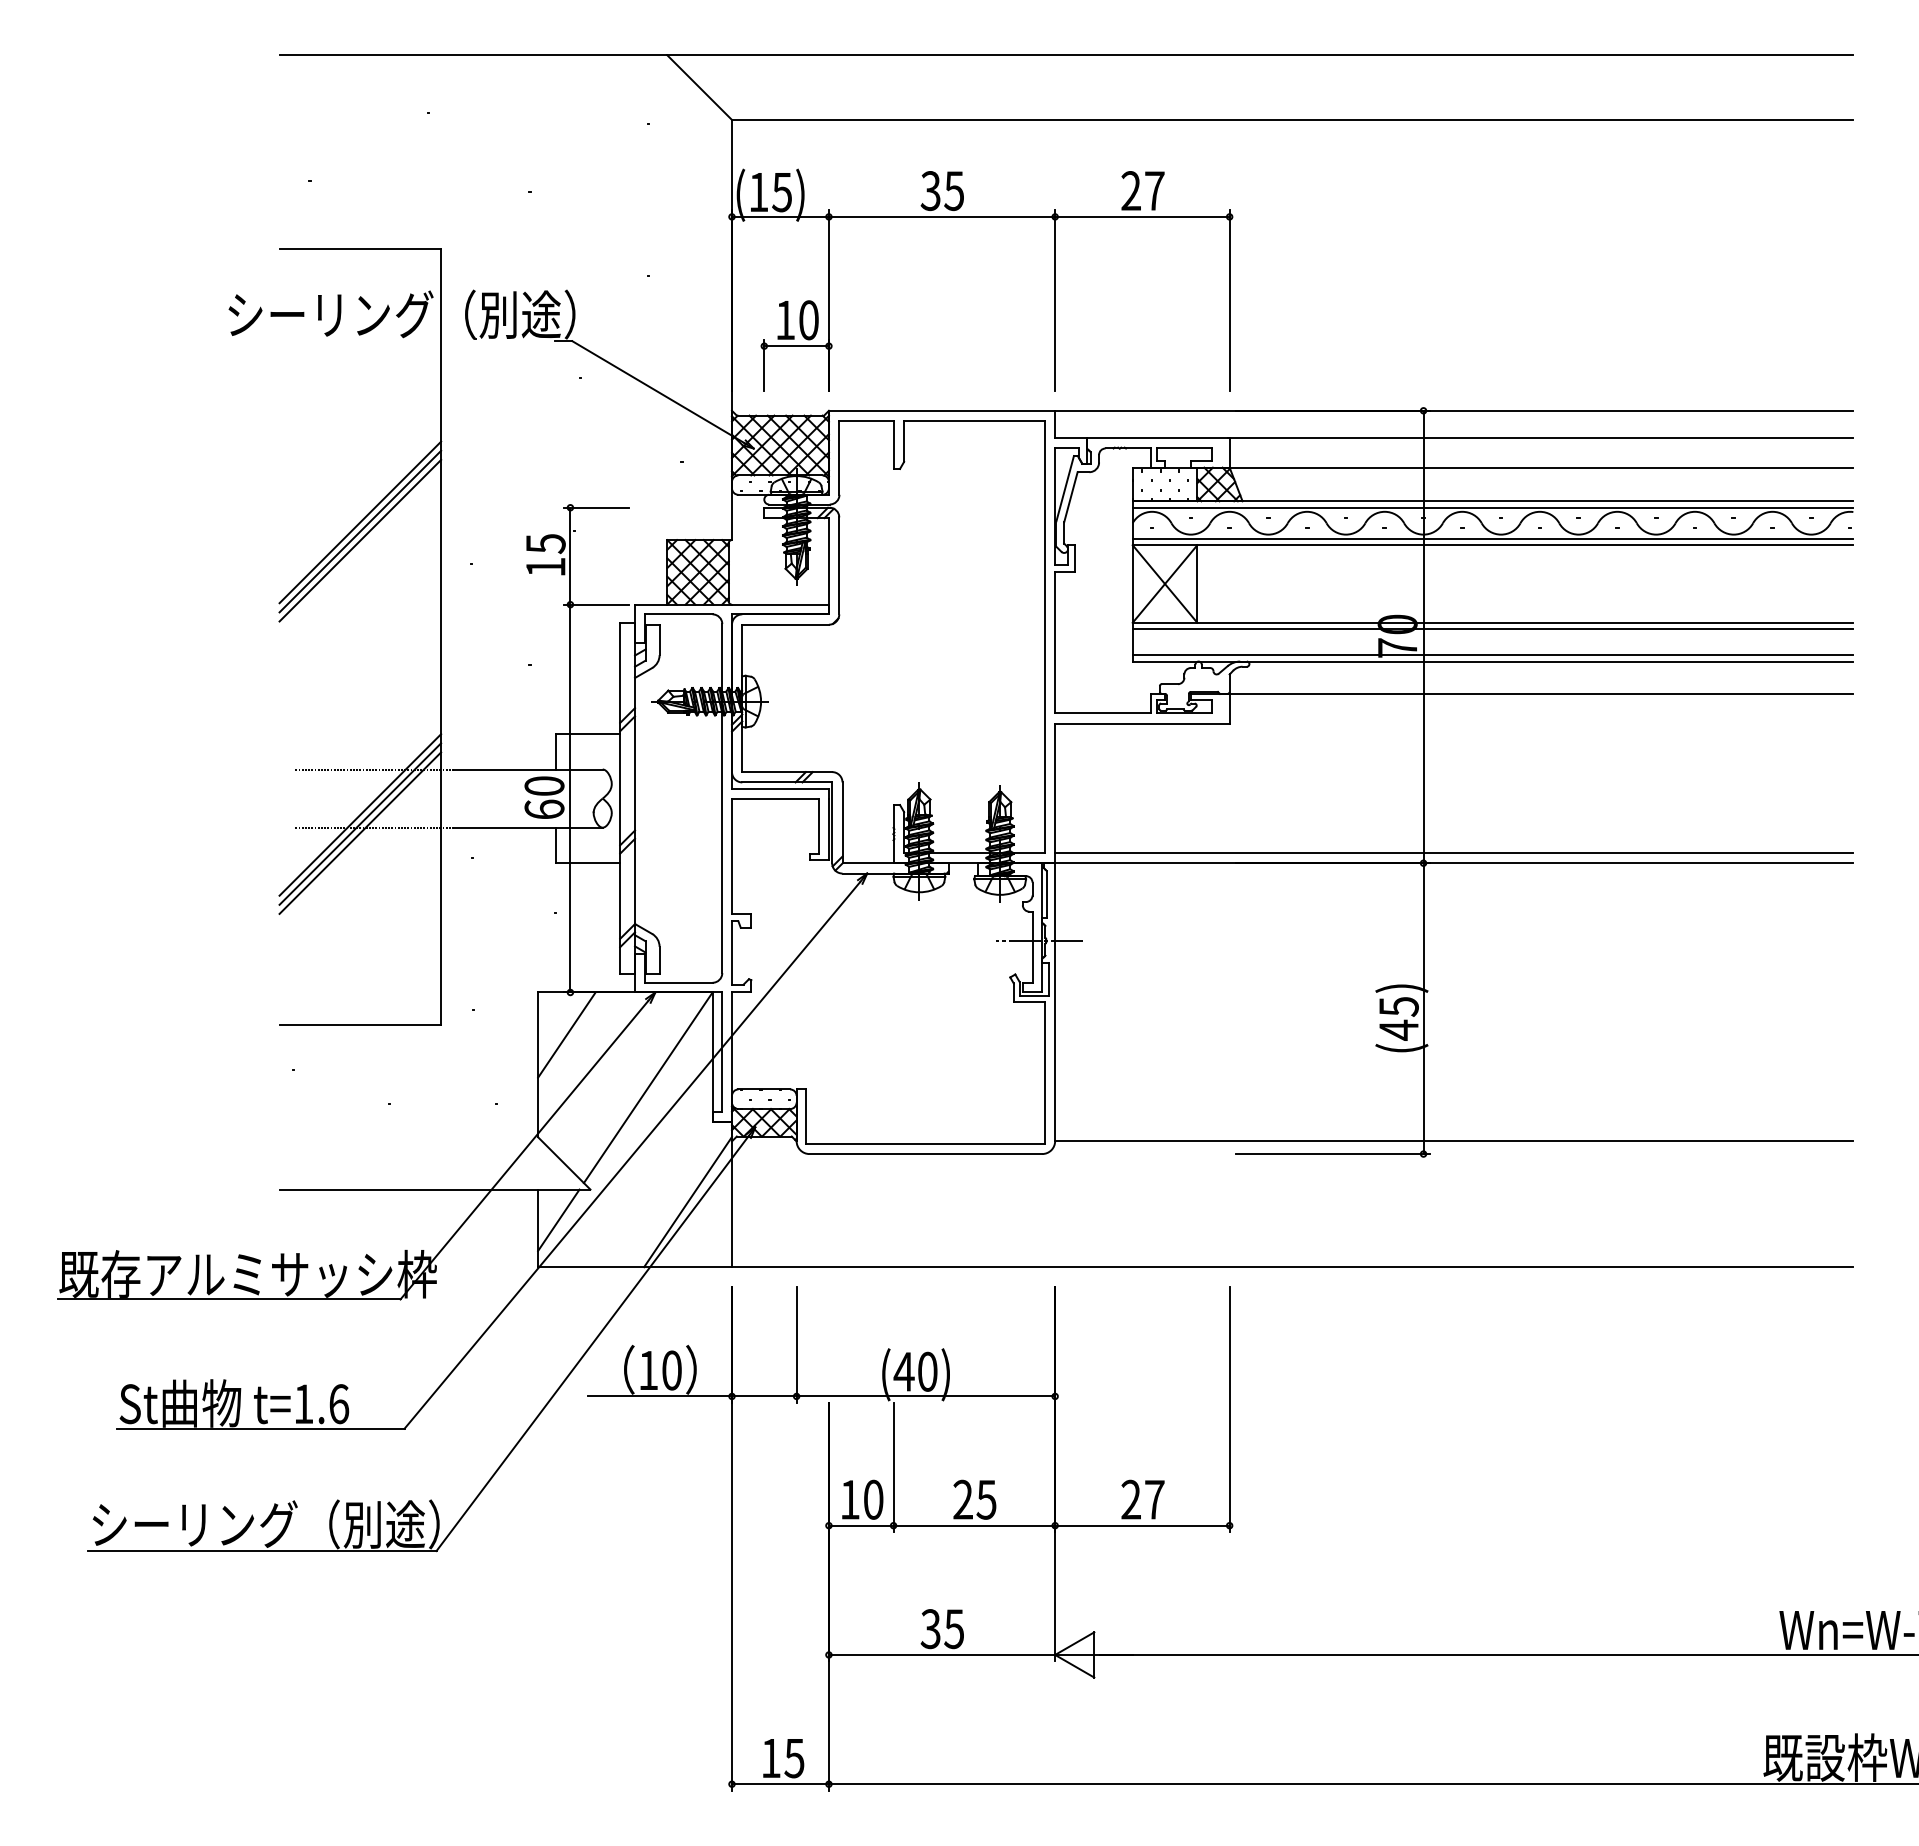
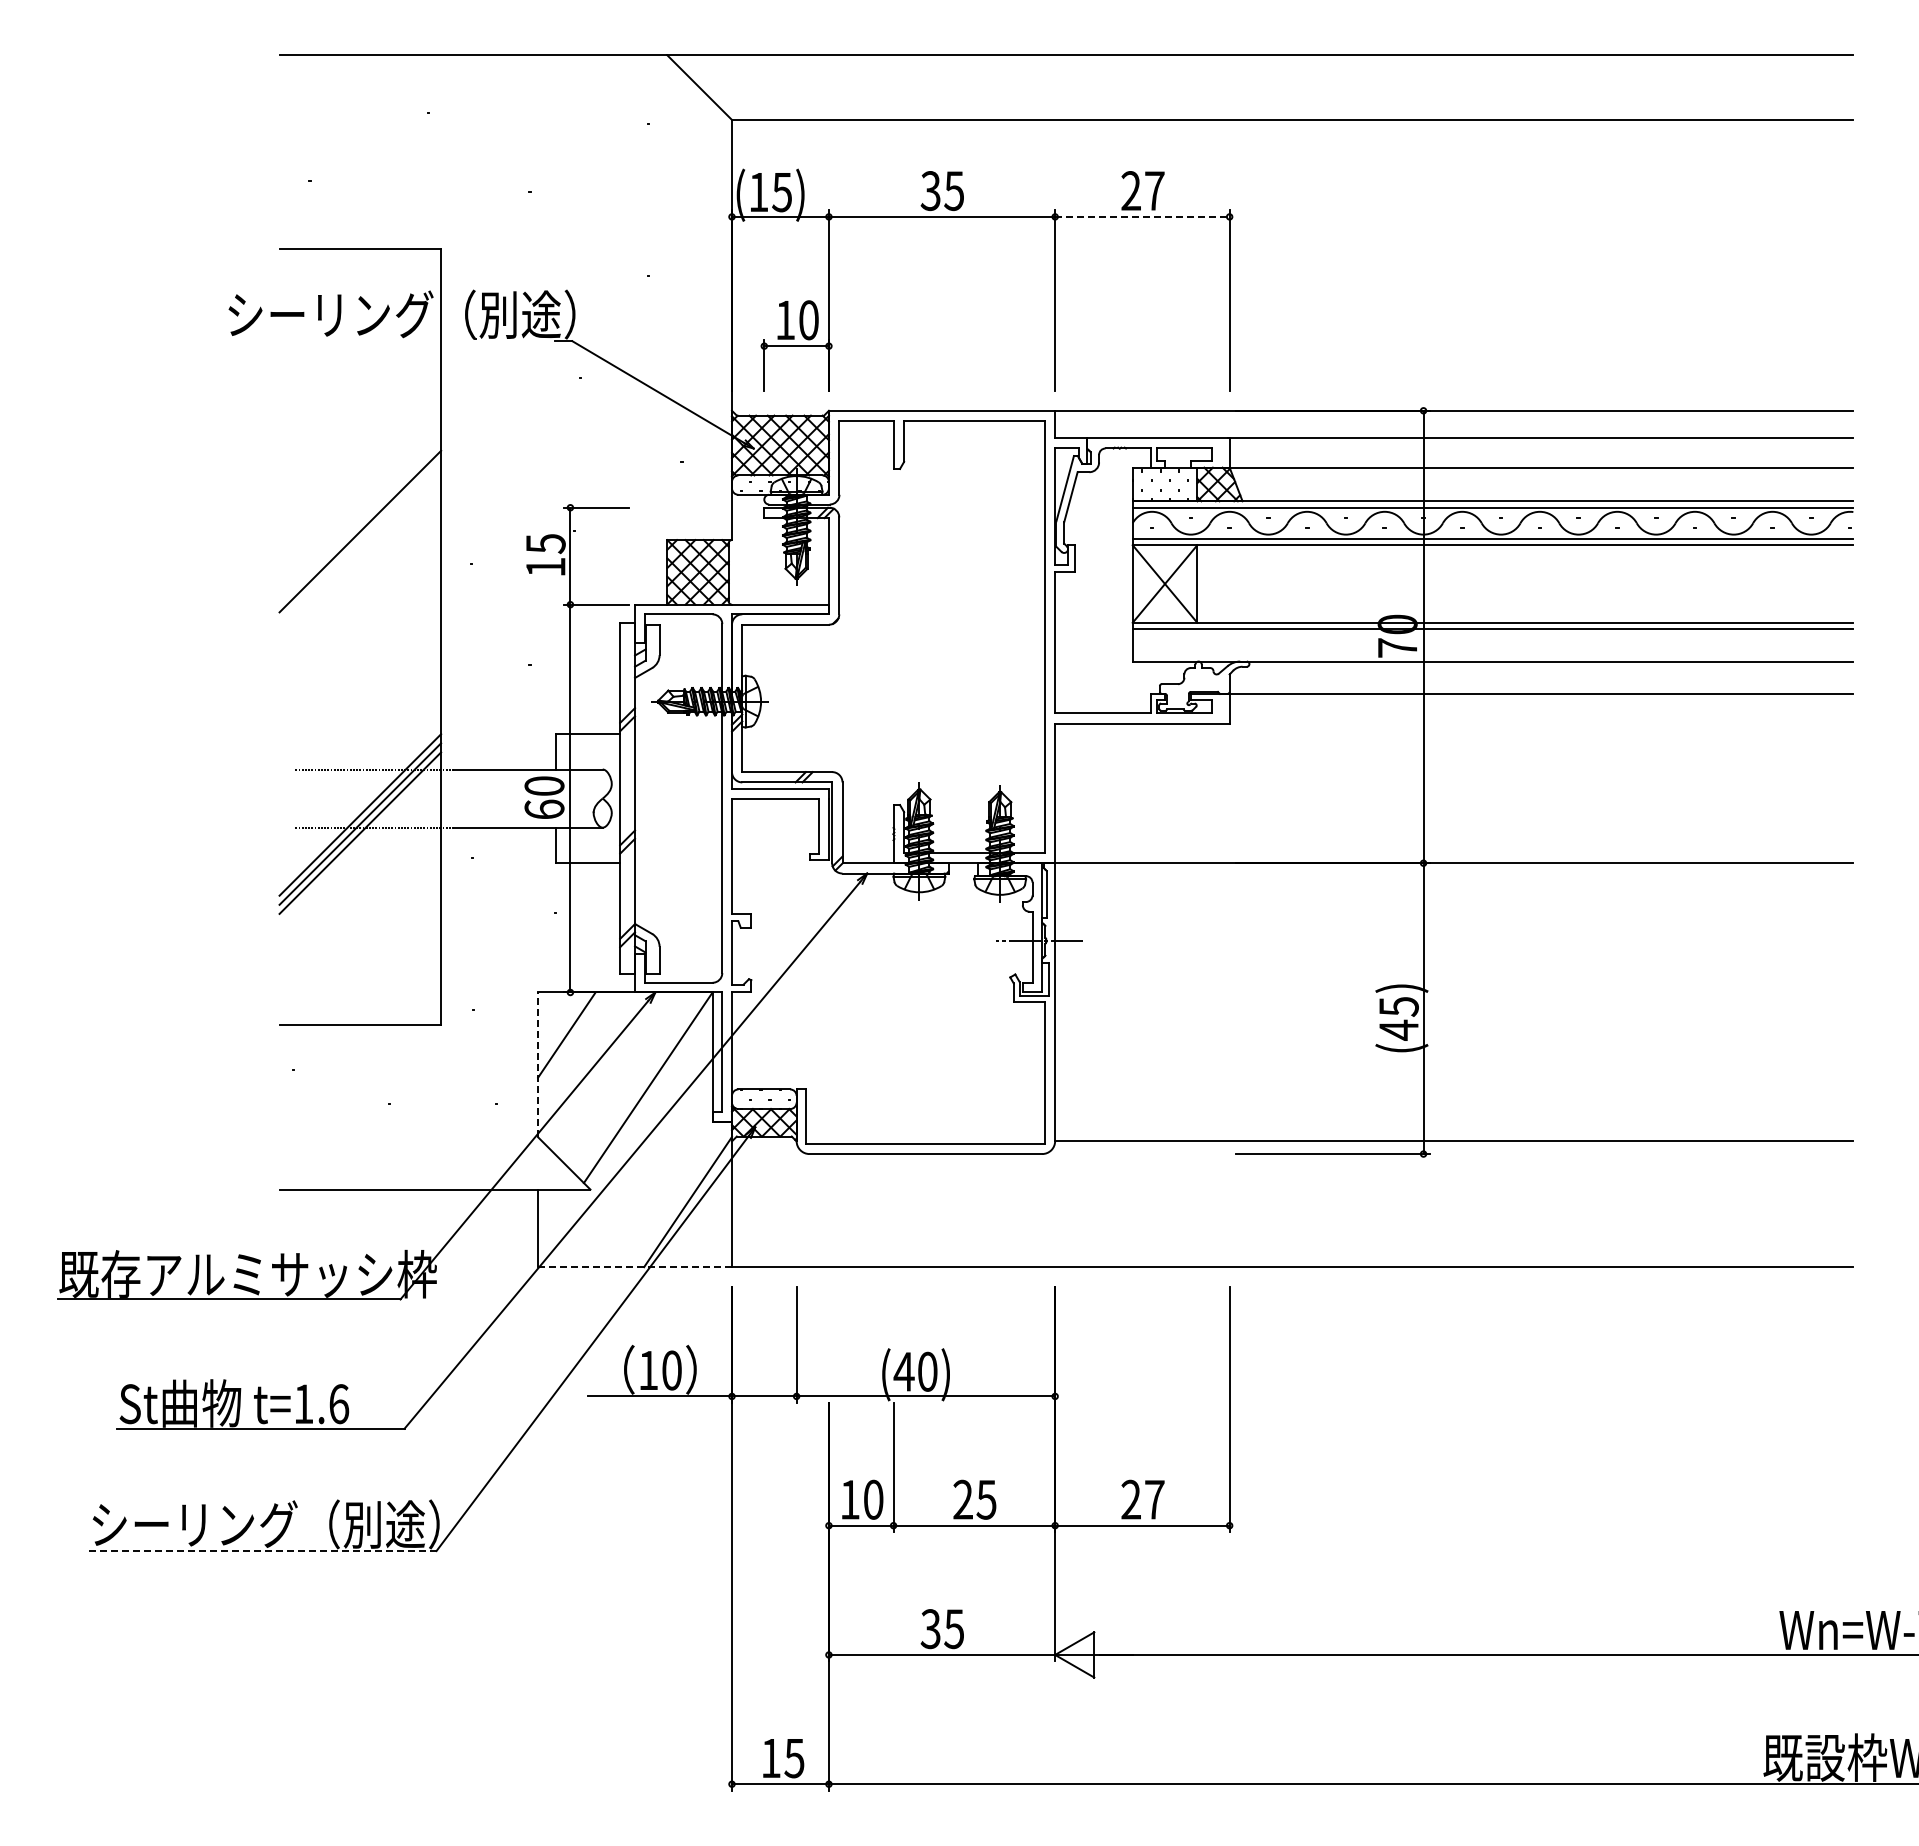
line: solid -> dashed (1142, 216)
line: present -> none (360, 522)
line: present -> none (360, 540)
line: present -> none (1492, 655)
line: present -> none (1454, 852)
line: solid -> dashed (538, 1064)
line: present -> none (558, 1220)
line: solid -> dashed (635, 1267)
line: solid -> dashed (261, 1551)
